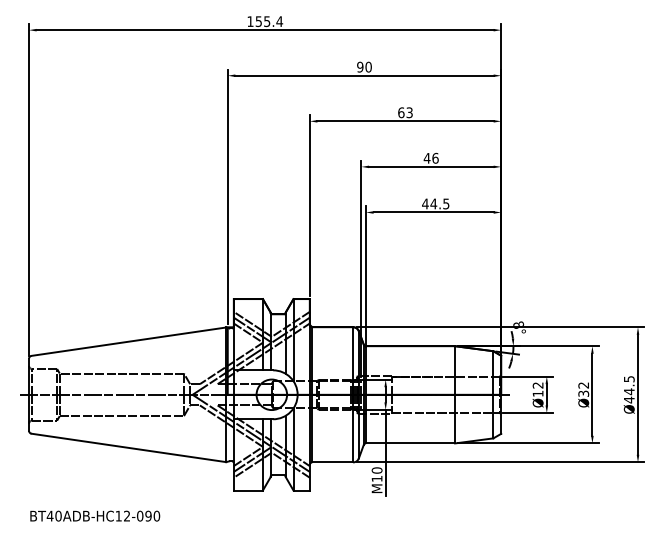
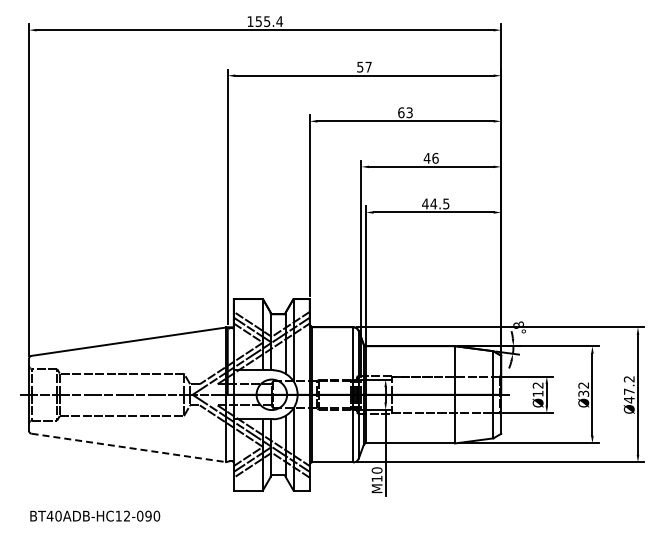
text: 90 -> 57 (364, 66)
text: Ø44.5 -> Ø47.2 (628, 385)
line: solid -> dashed (129, 448)
